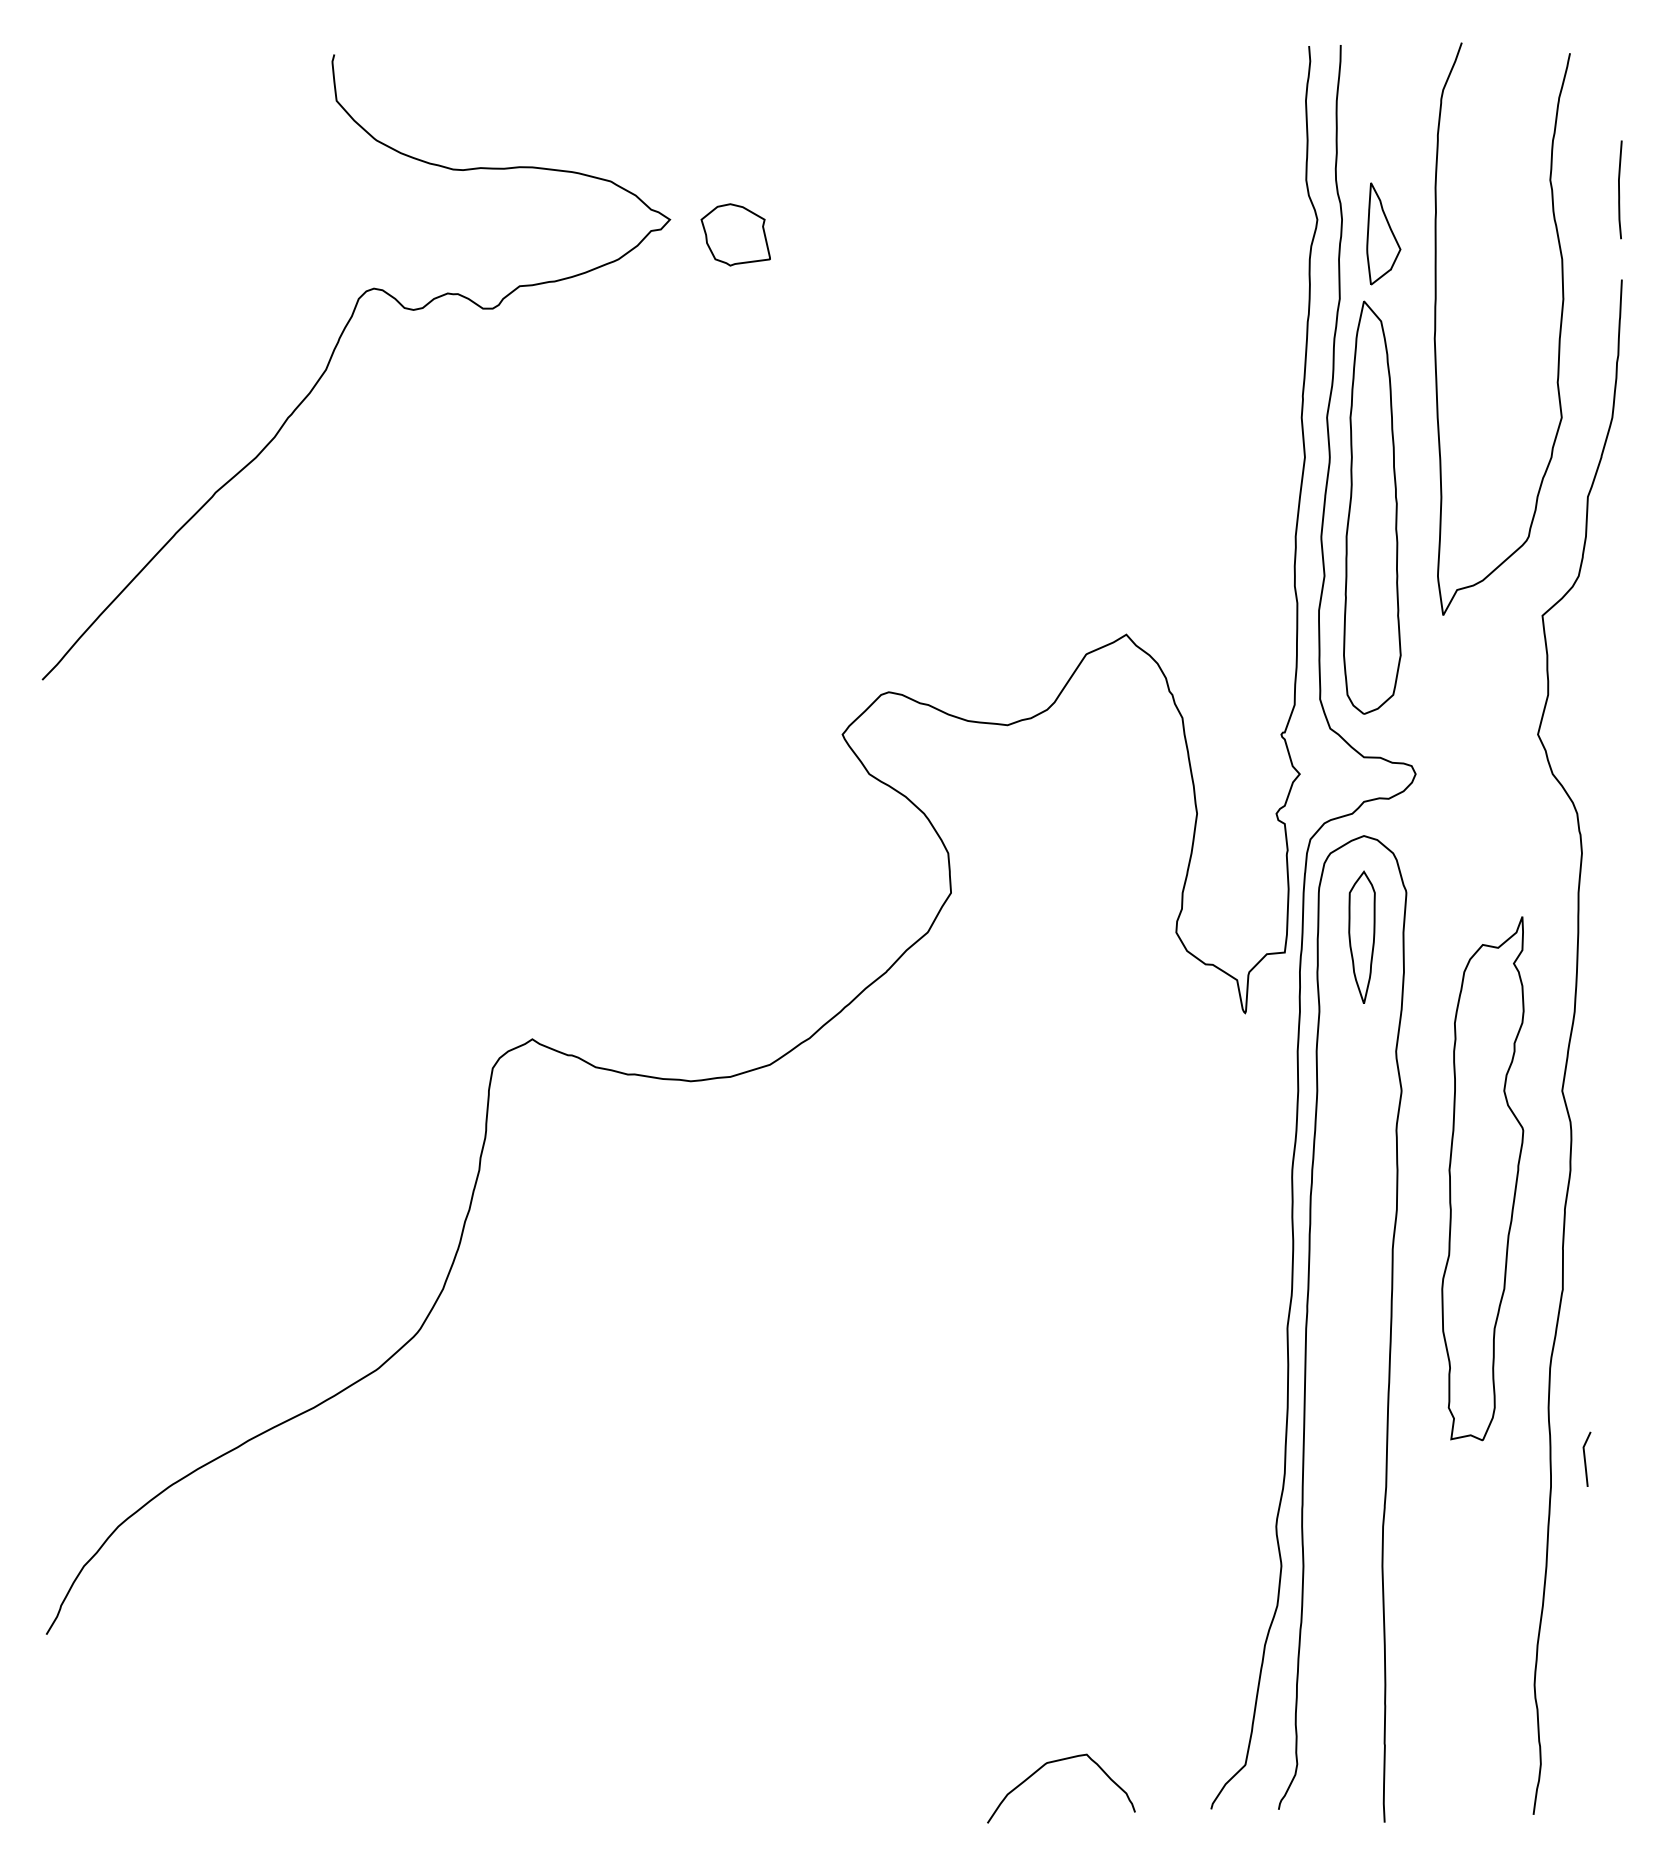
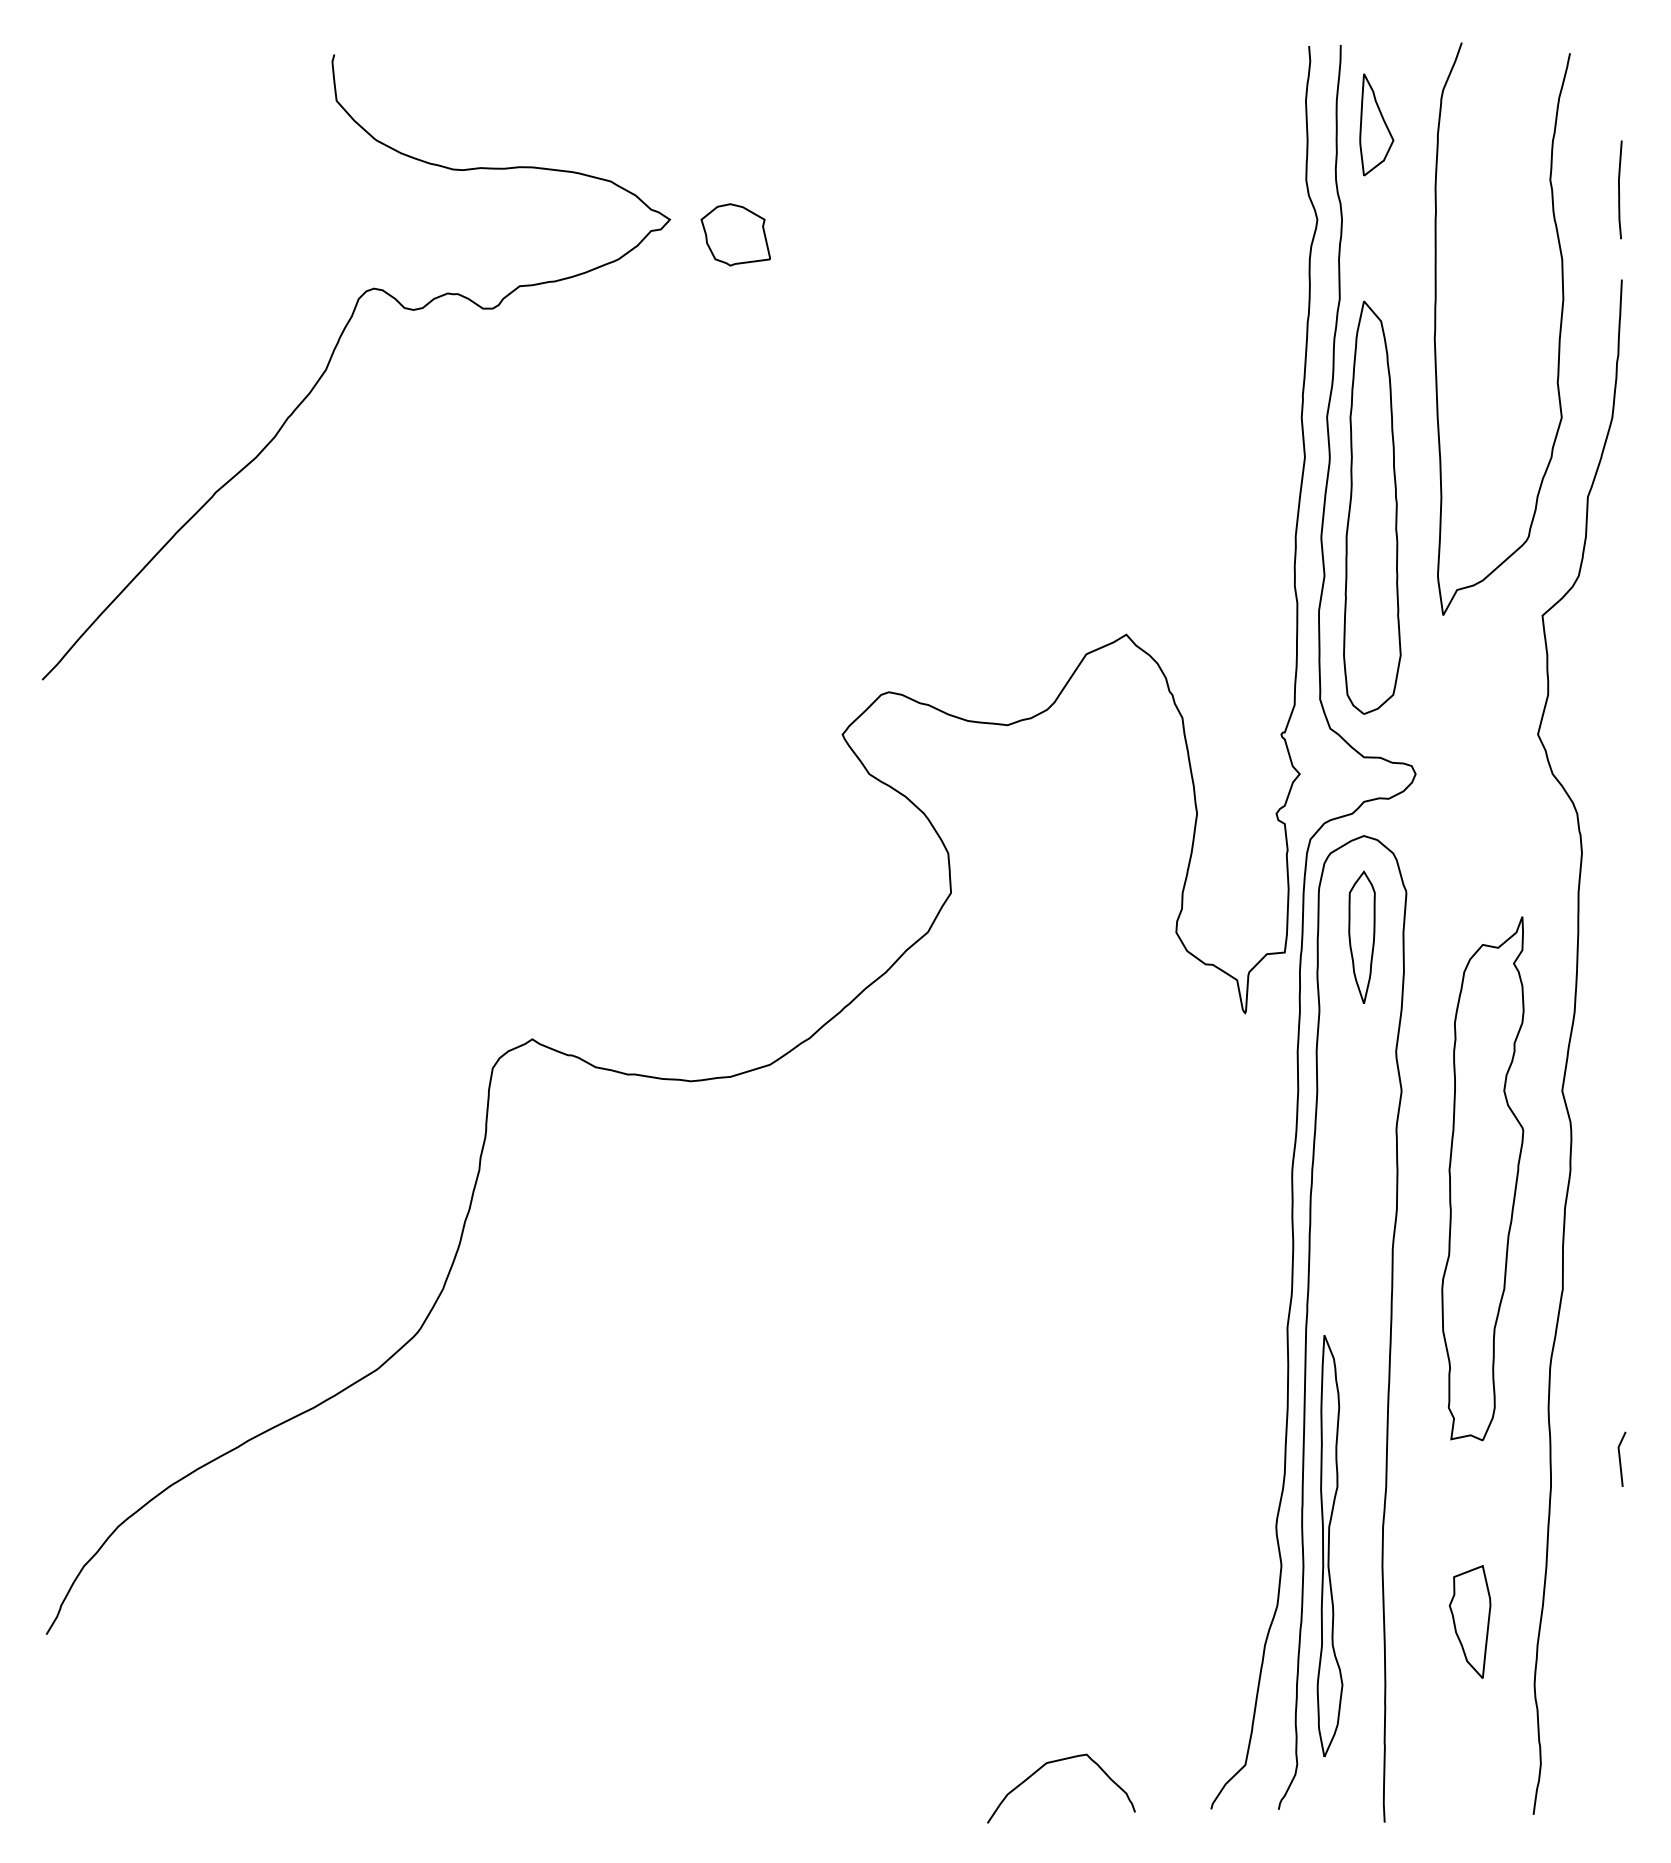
part position: (1383, 233) -> (1376, 124) (1376, 124)
line position: (1585, 1458) -> (1620, 1458) (1620, 1458)
part: none -> present (1329, 1546)
part: none -> present (1469, 1621)
